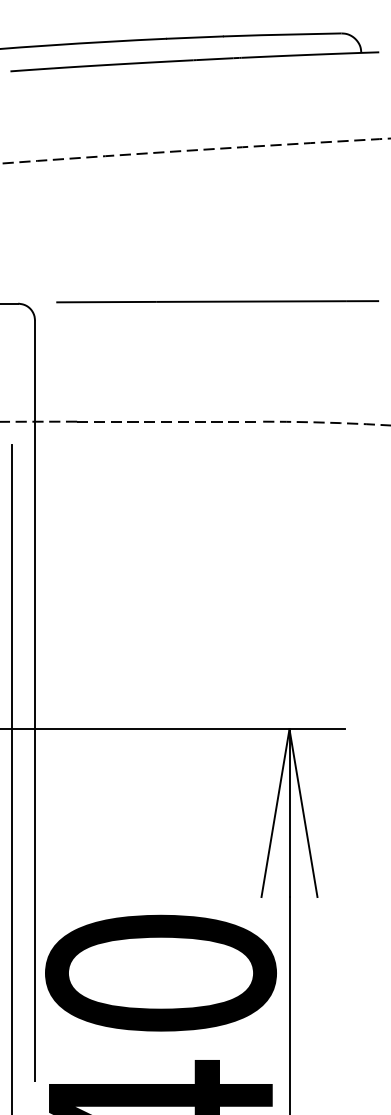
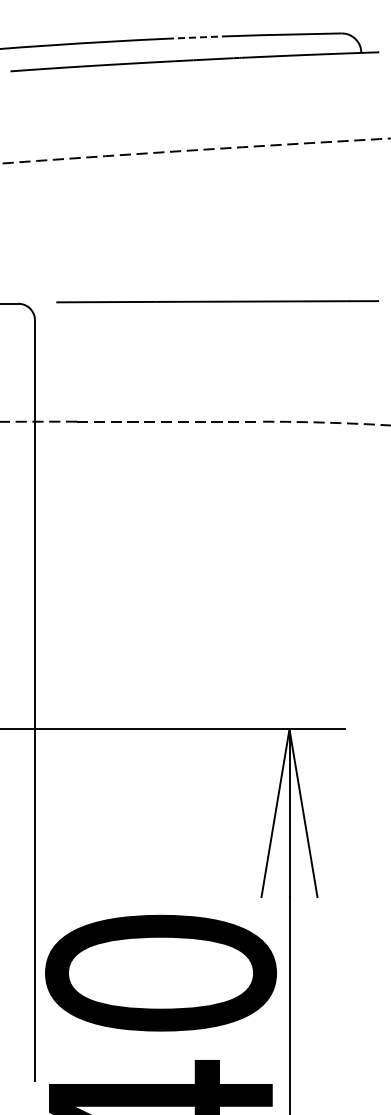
line: solid -> dashed (194, 37)
line: present -> none (11, 778)
